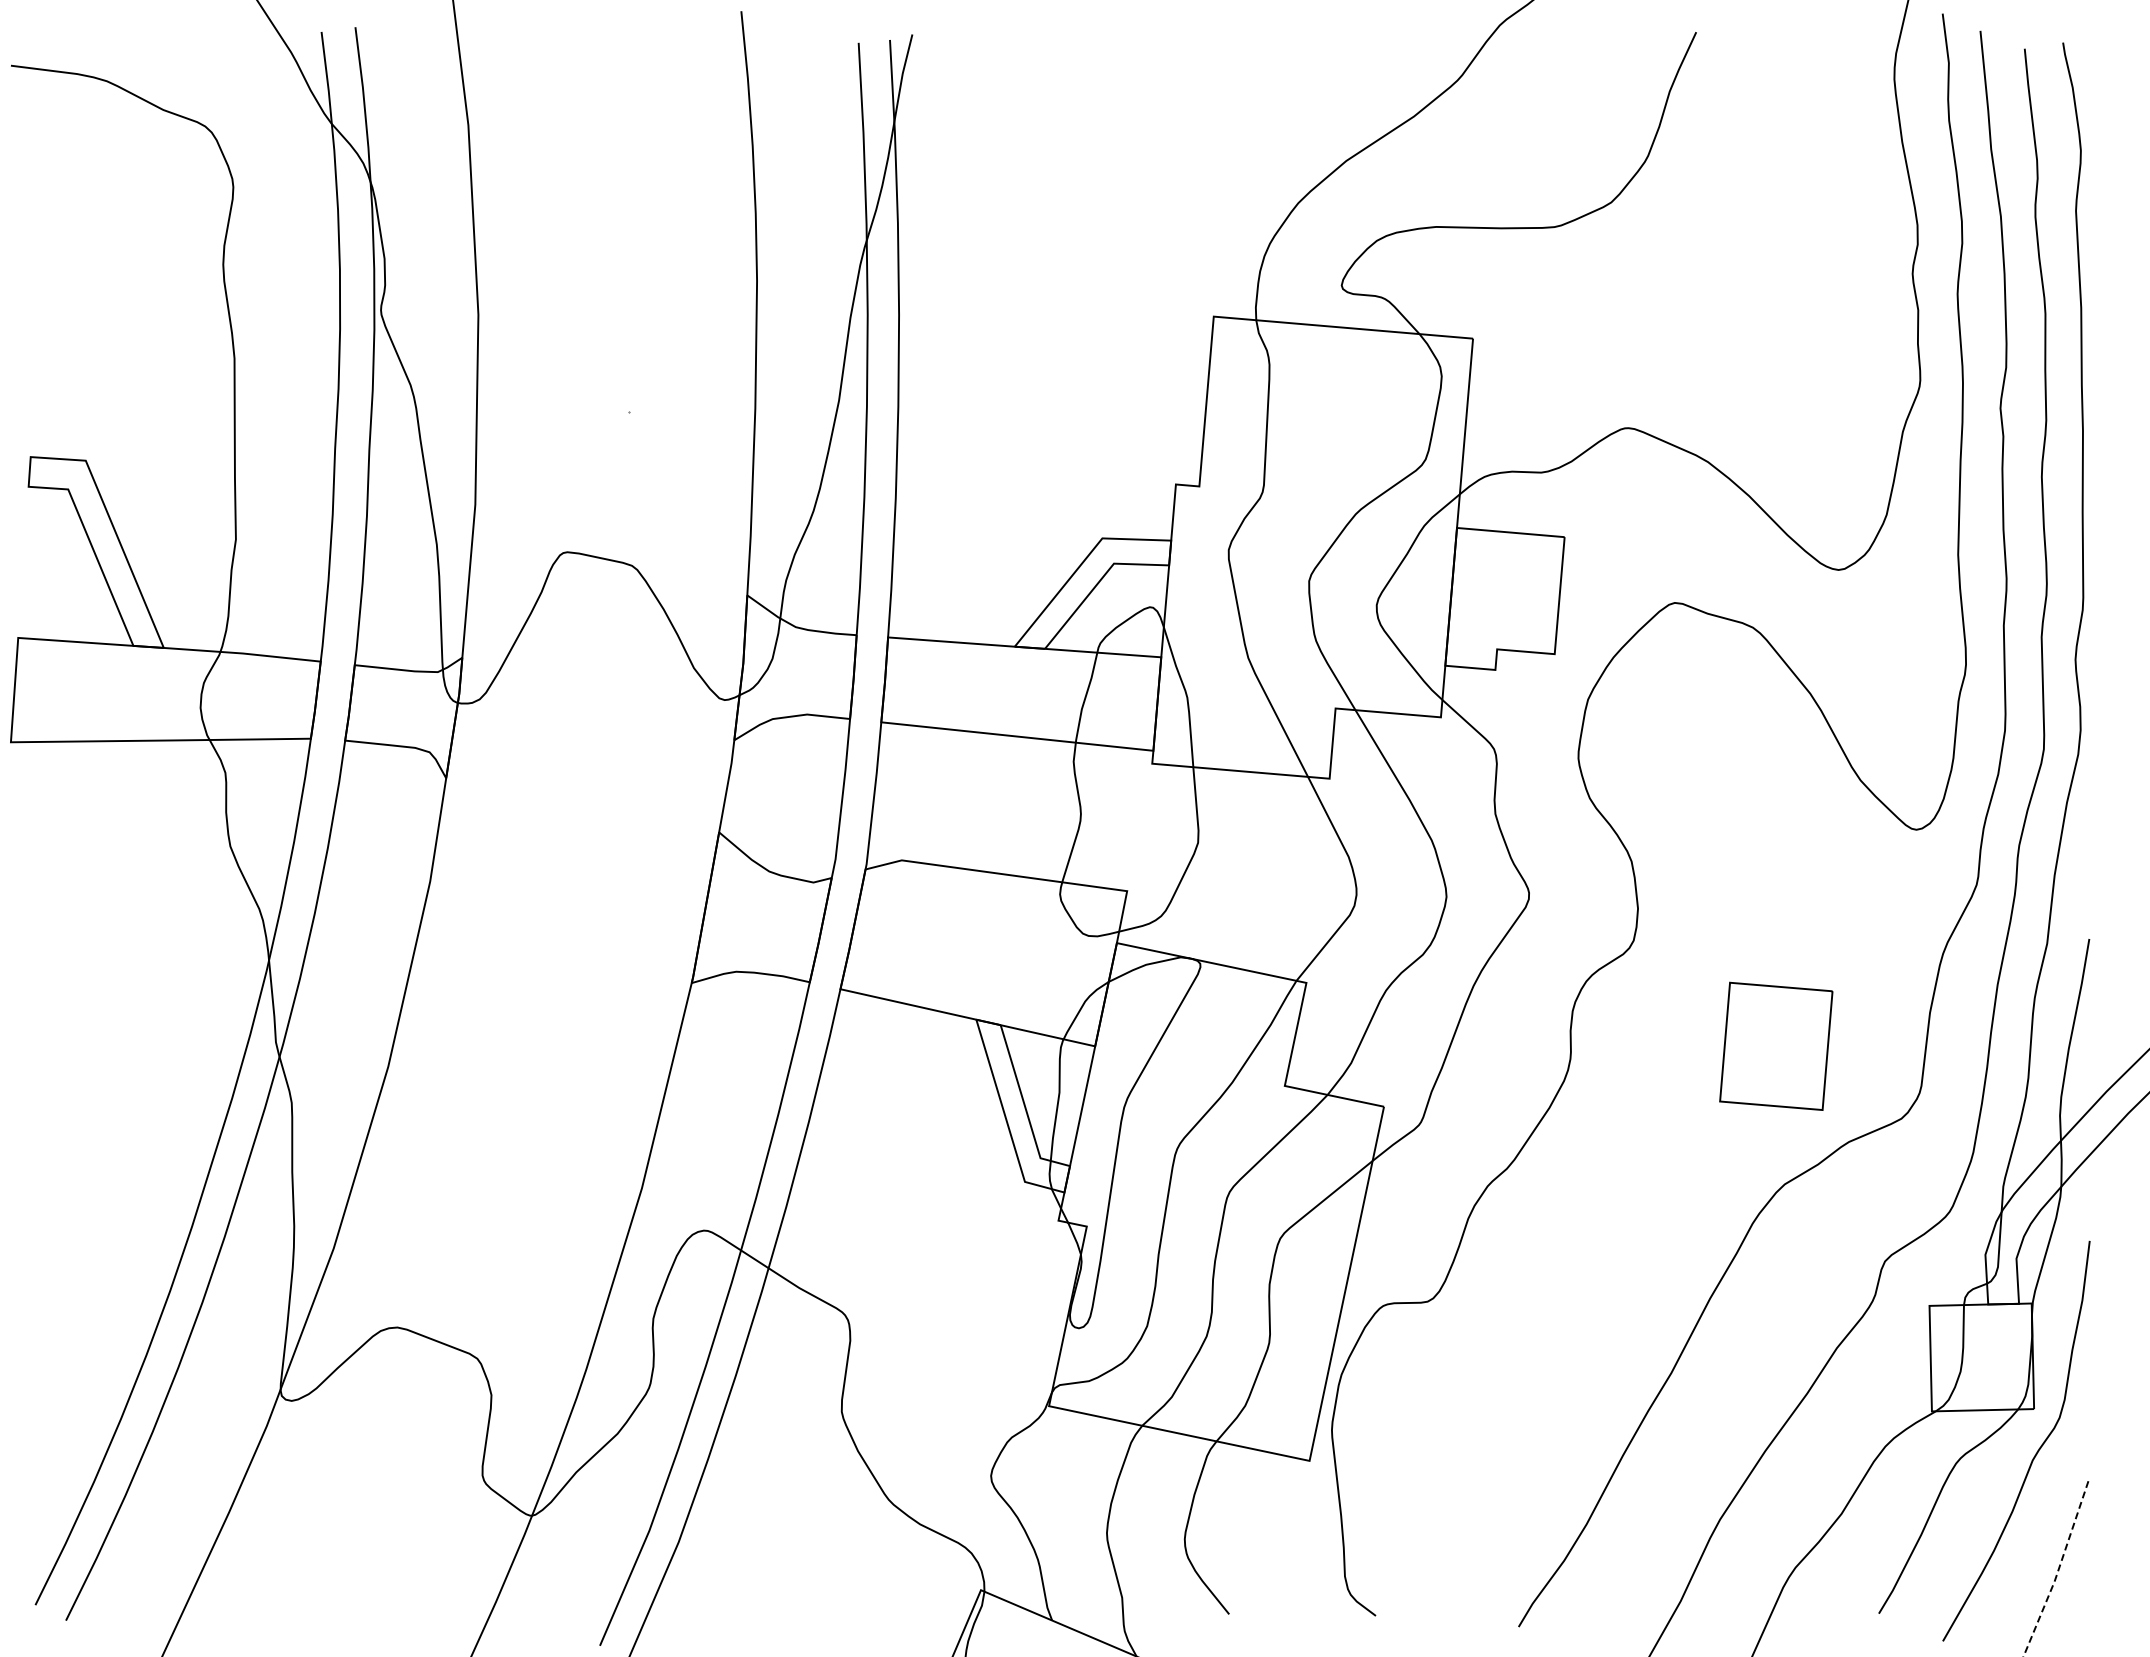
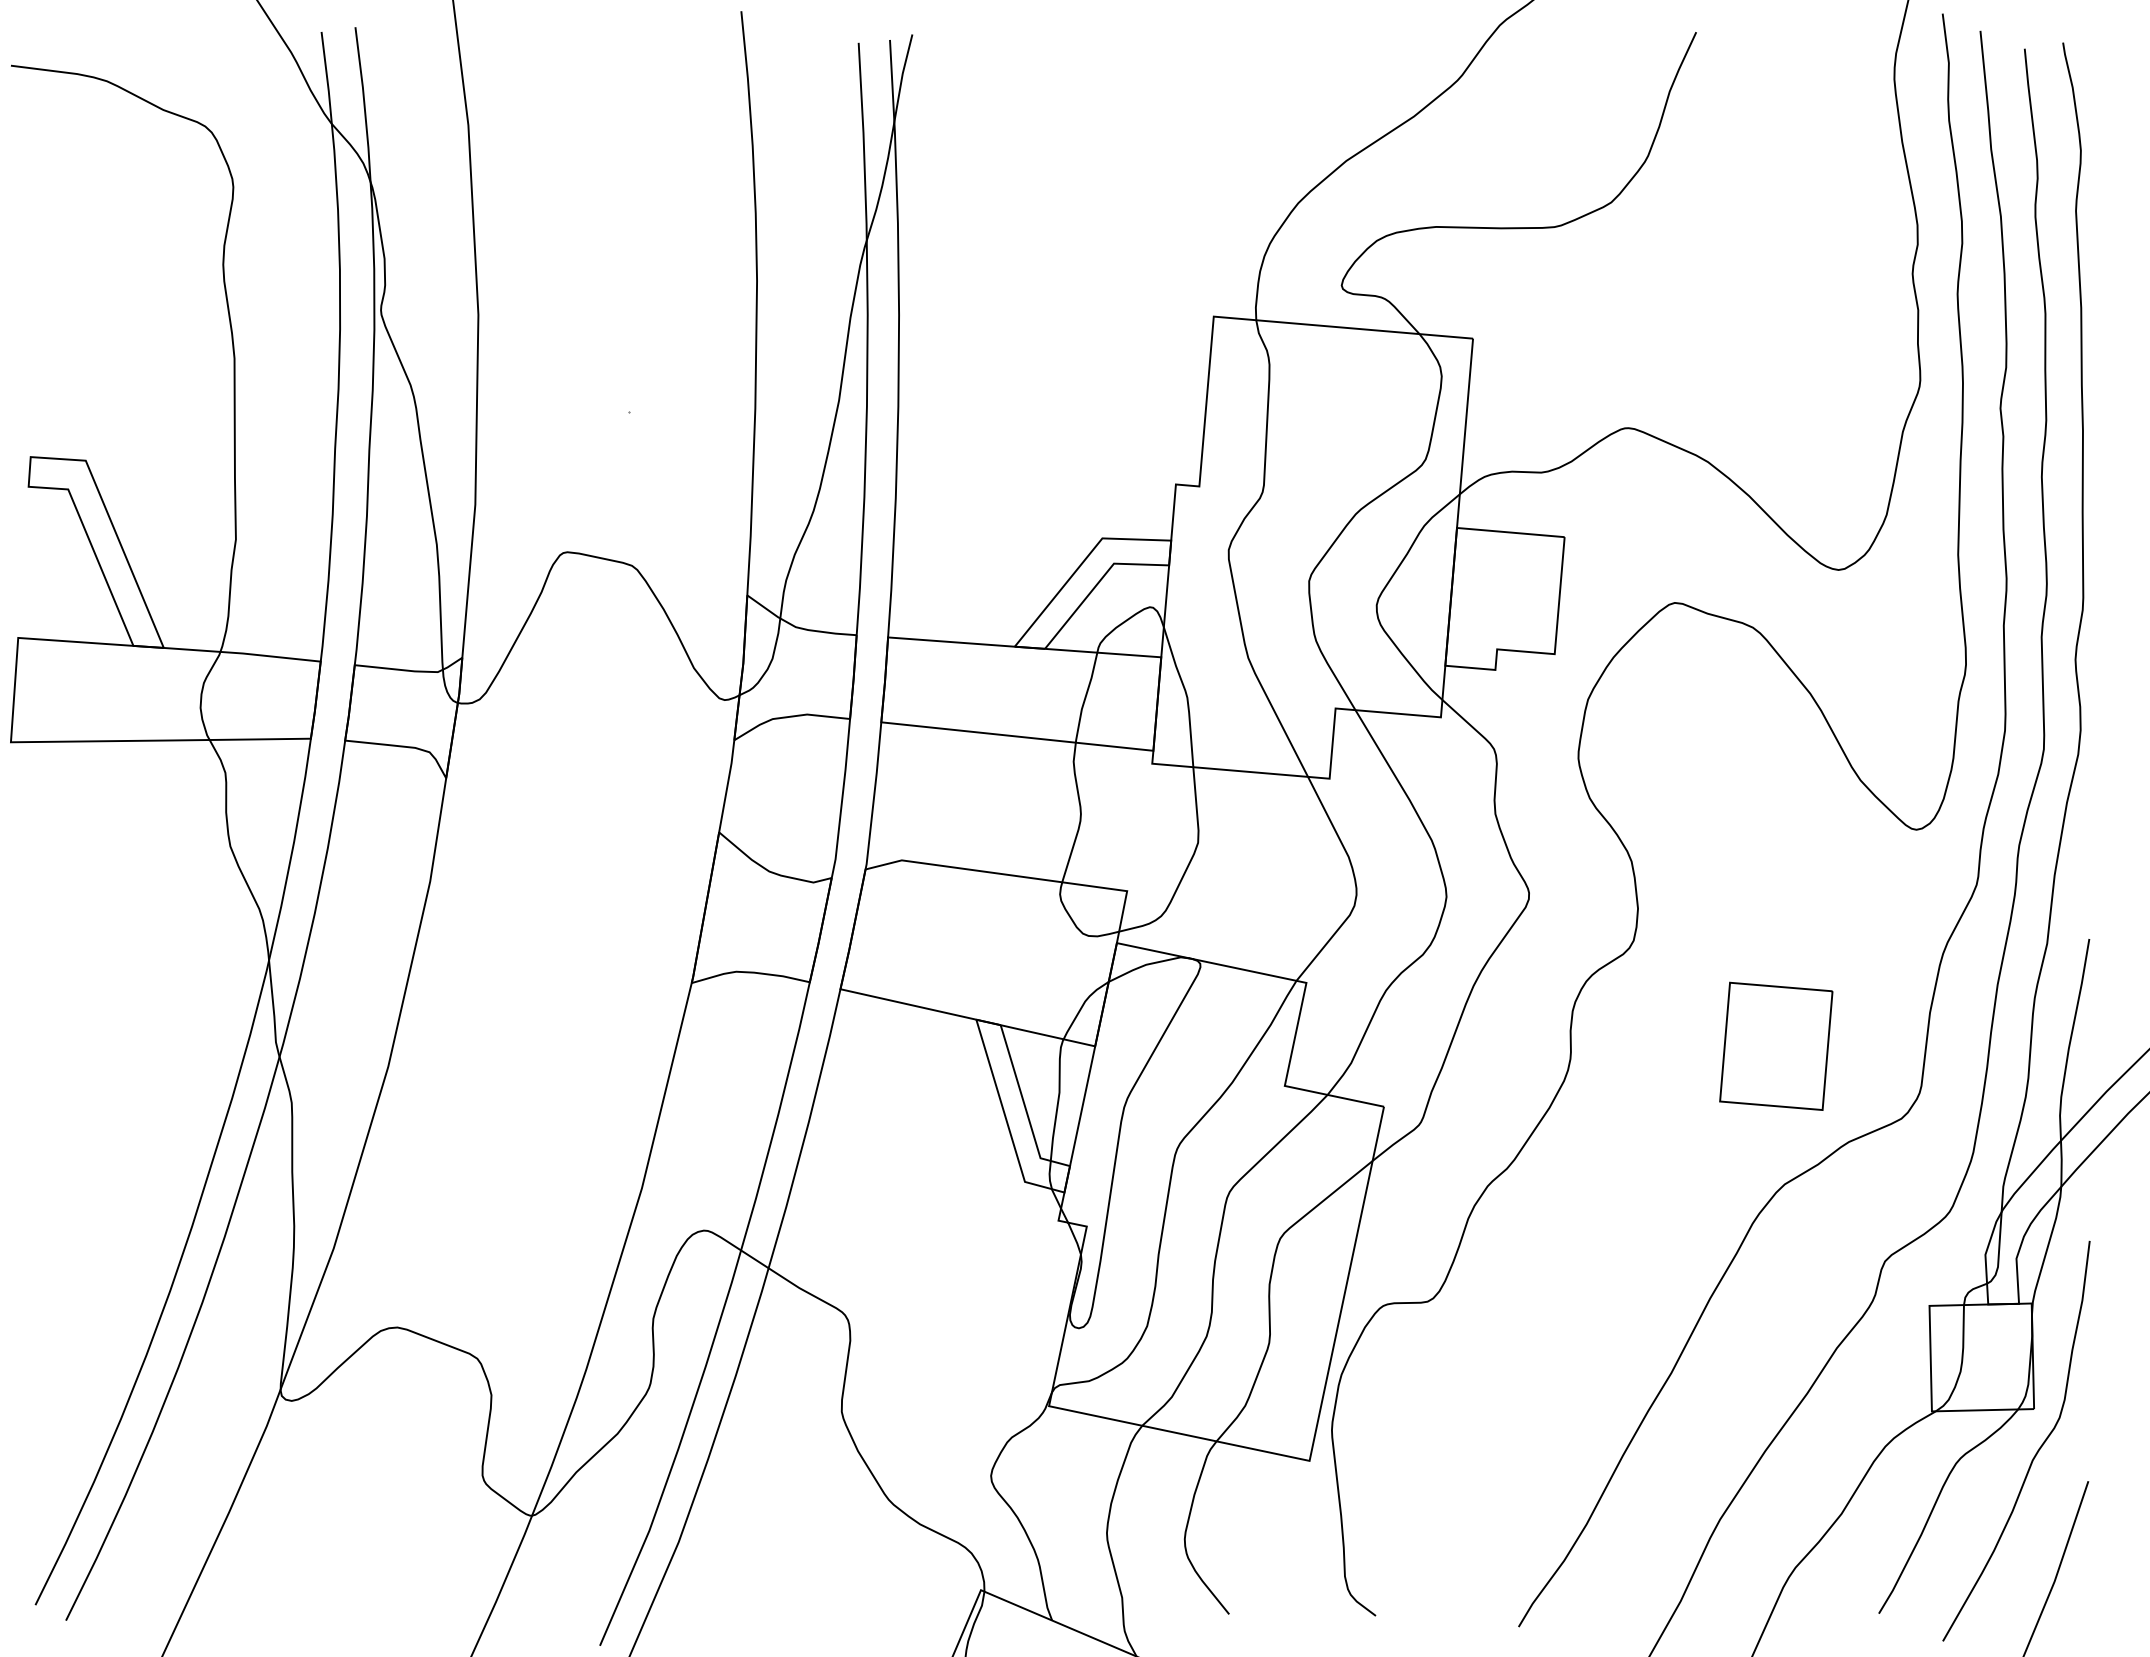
line: dashed -> solid (2058, 1570)
